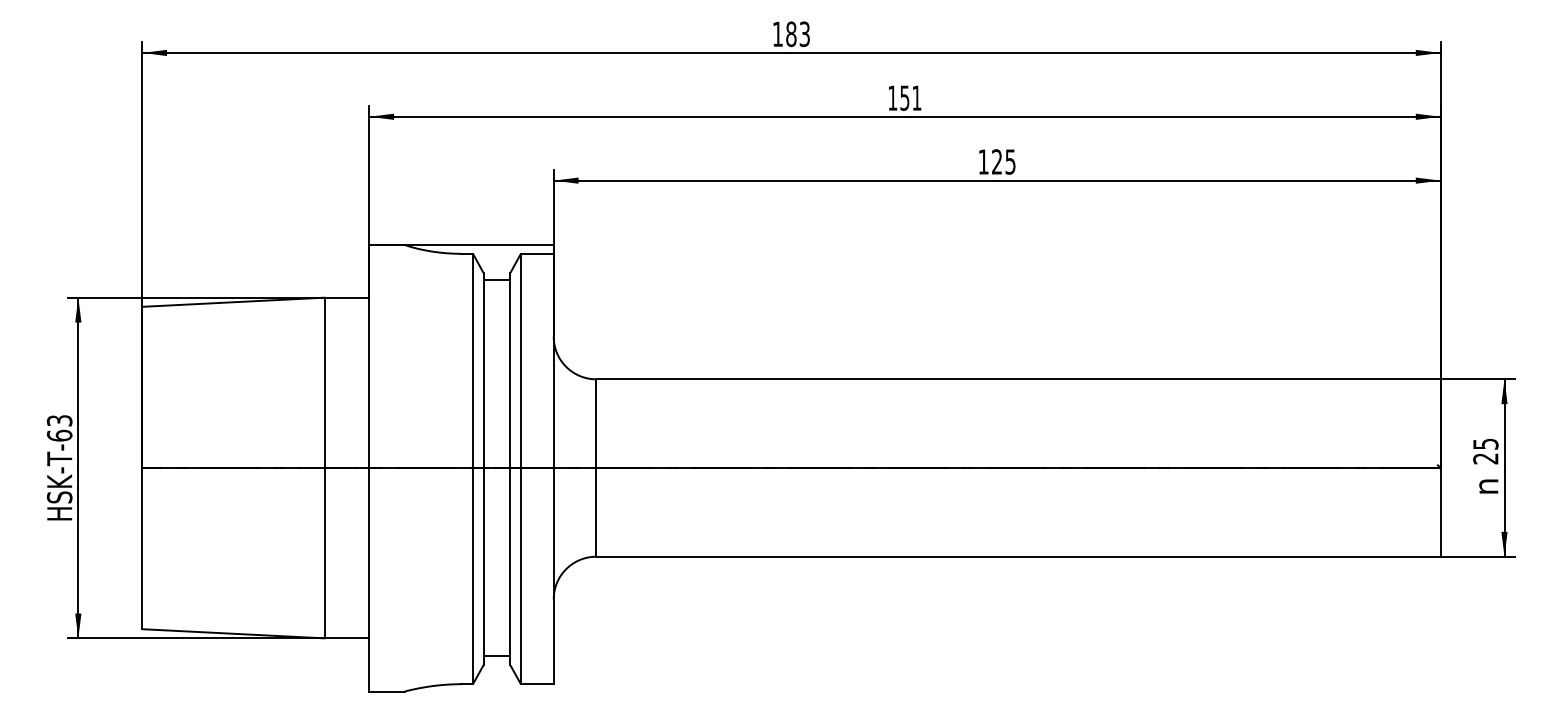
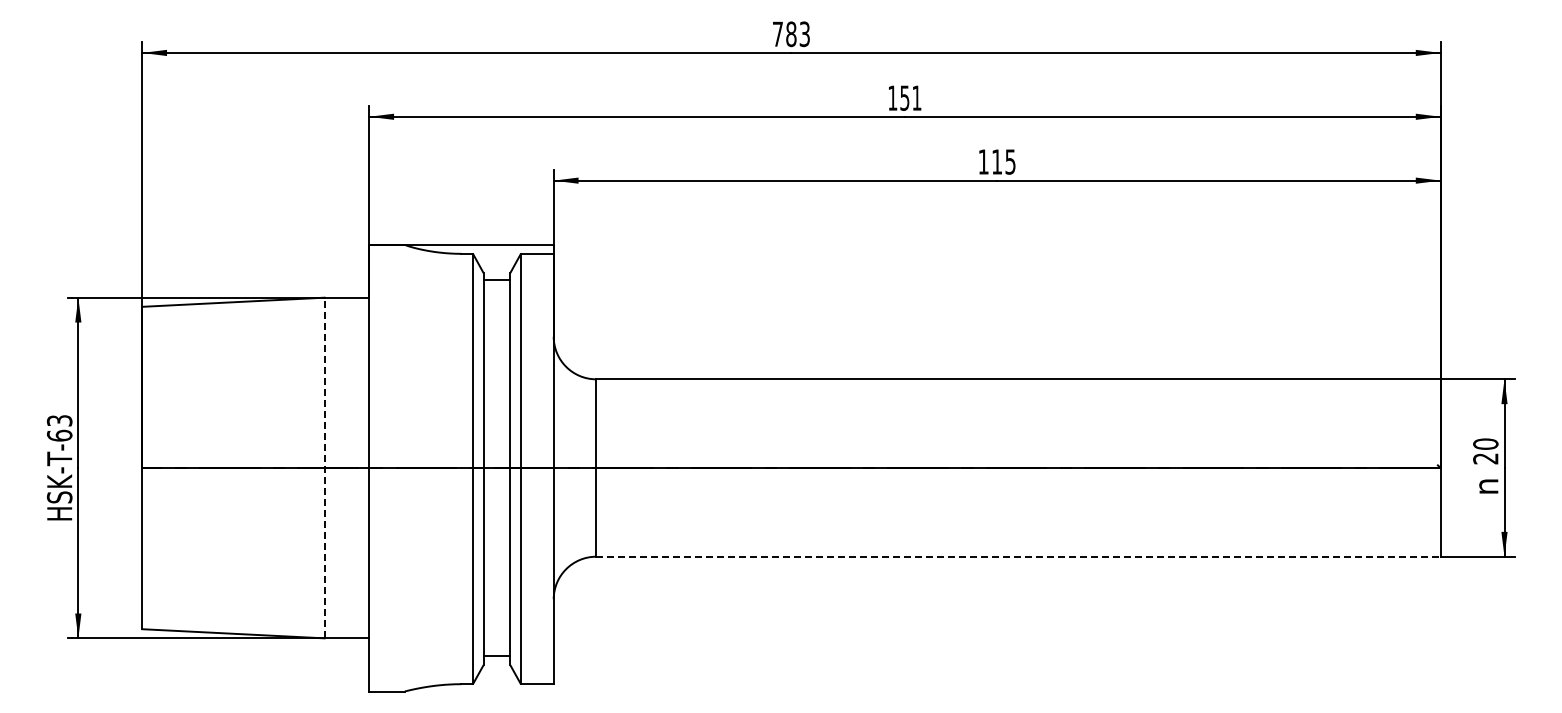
text: 183 -> 783 (777, 33)
text: 125 -> 115 (996, 161)
text: 25 -> 20 (1485, 443)
line: solid -> dashed (324, 467)
line: solid -> dashed (1018, 556)
